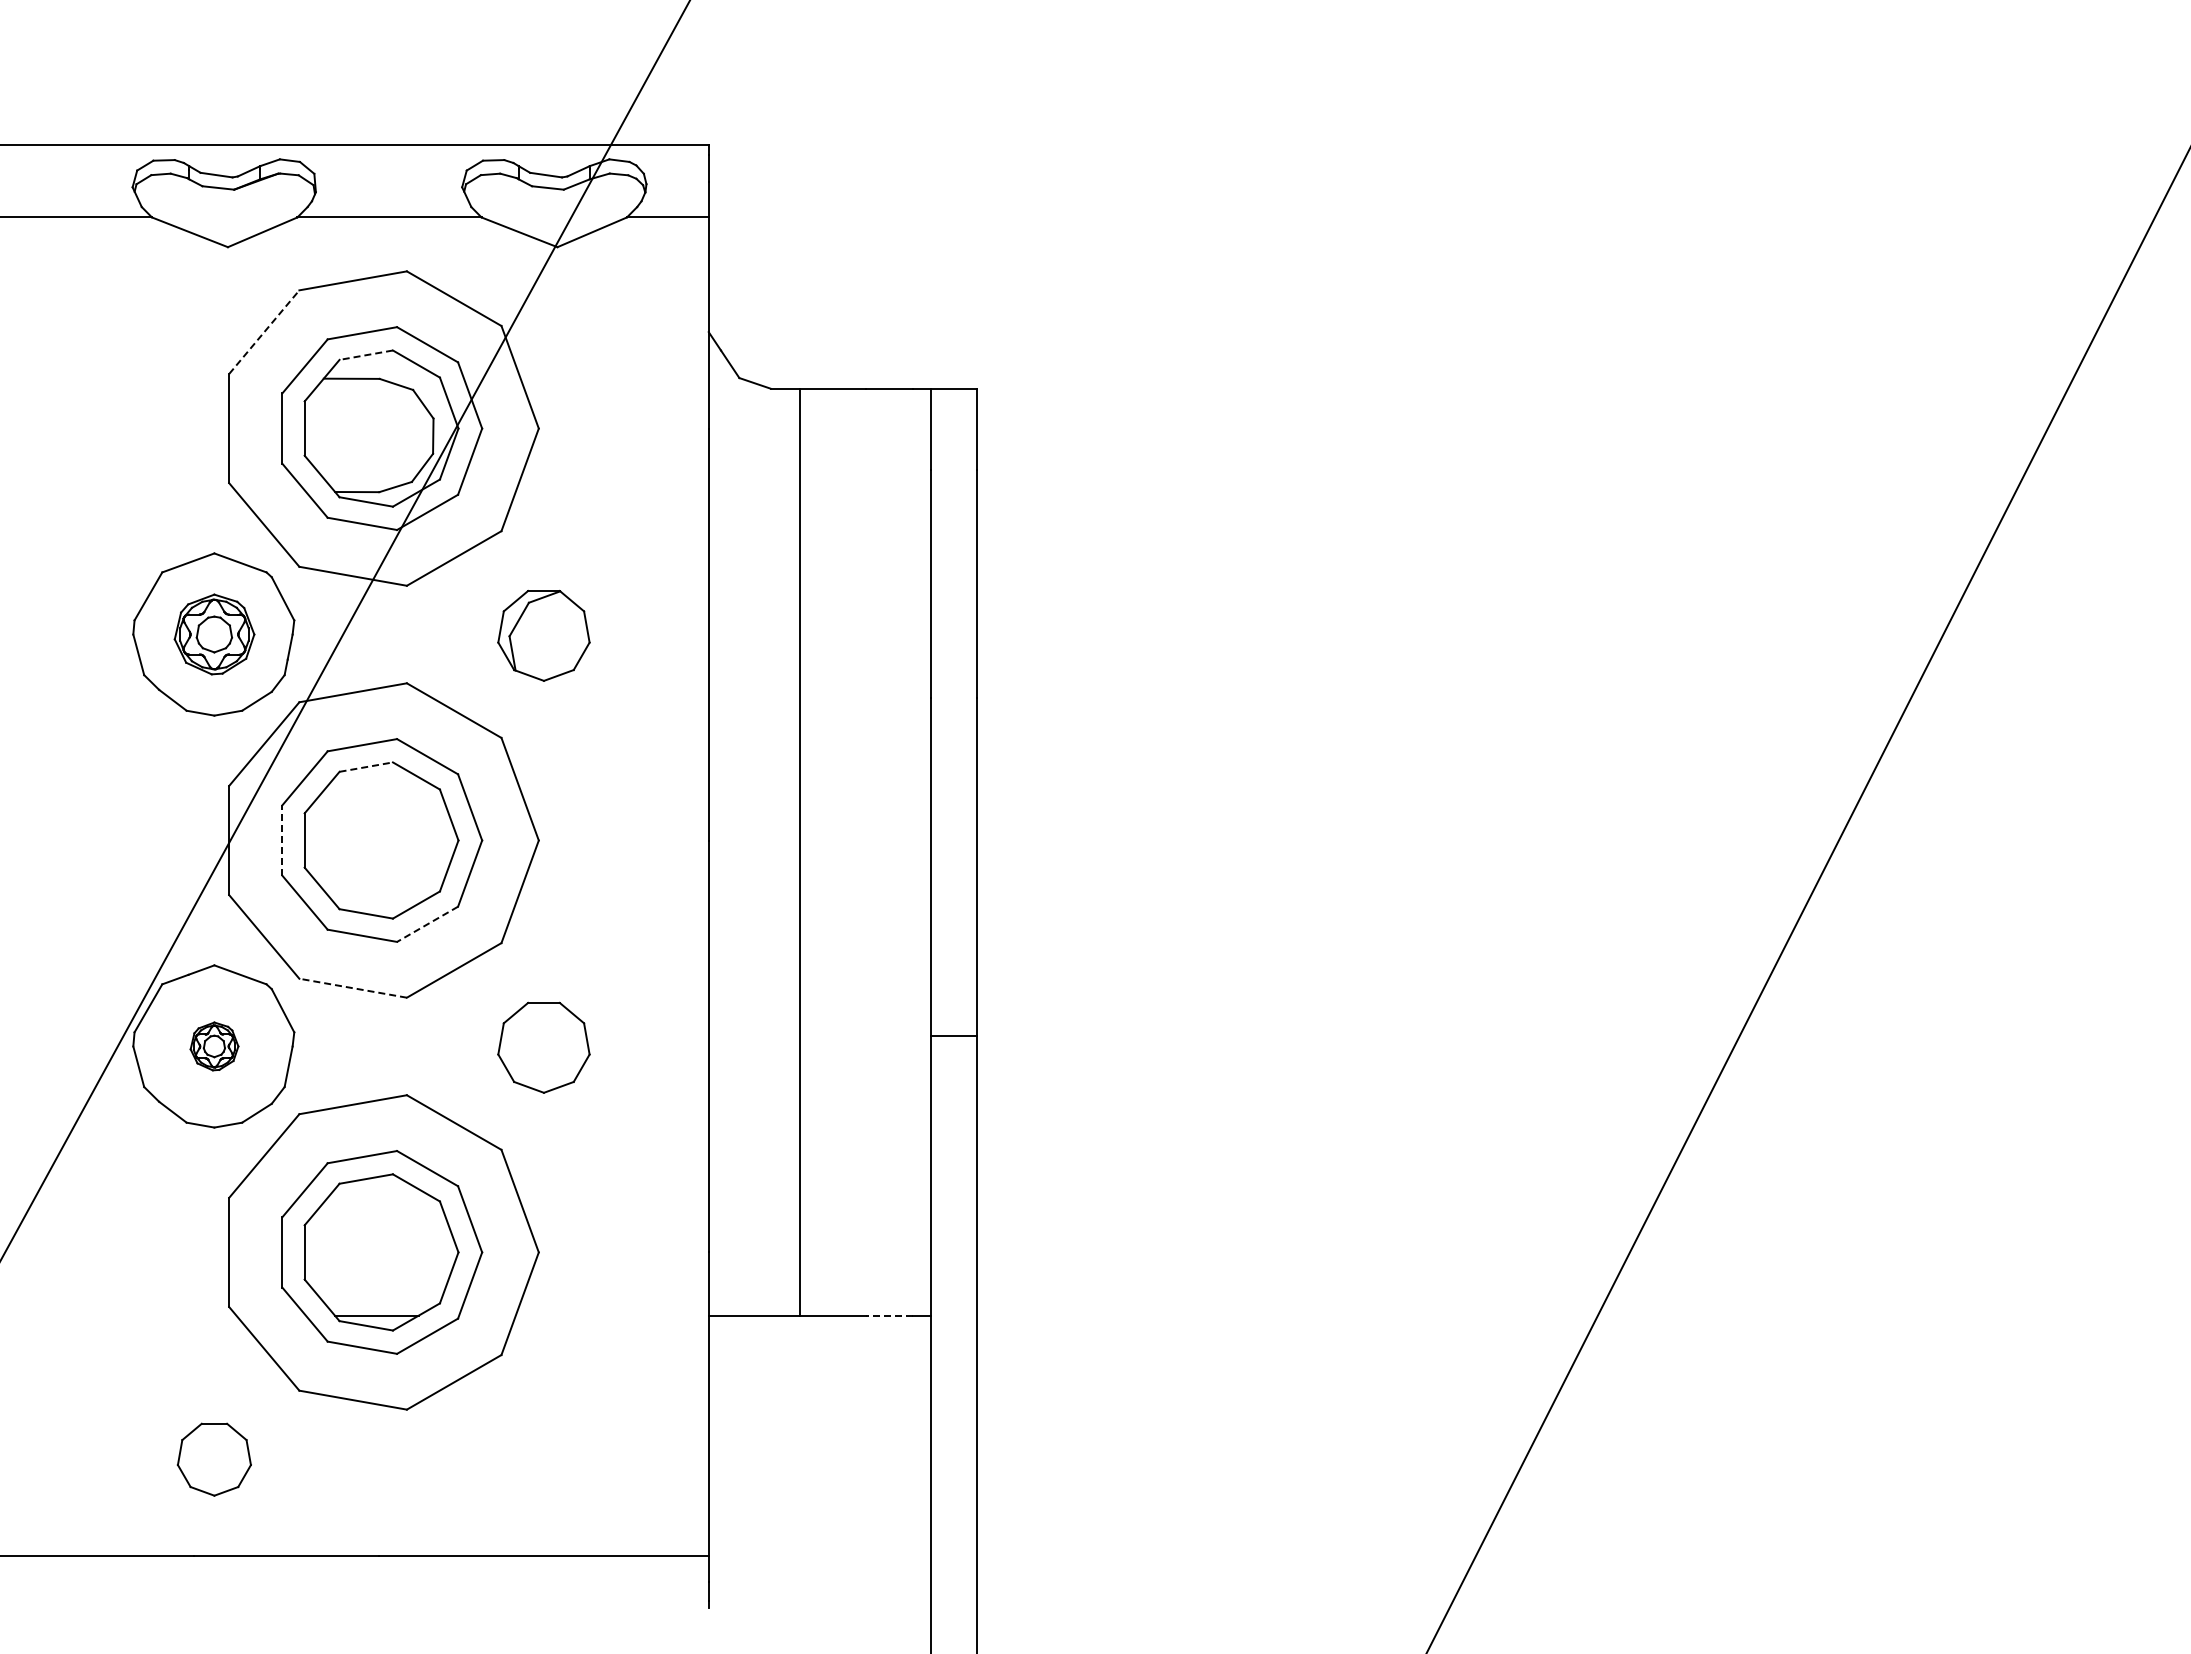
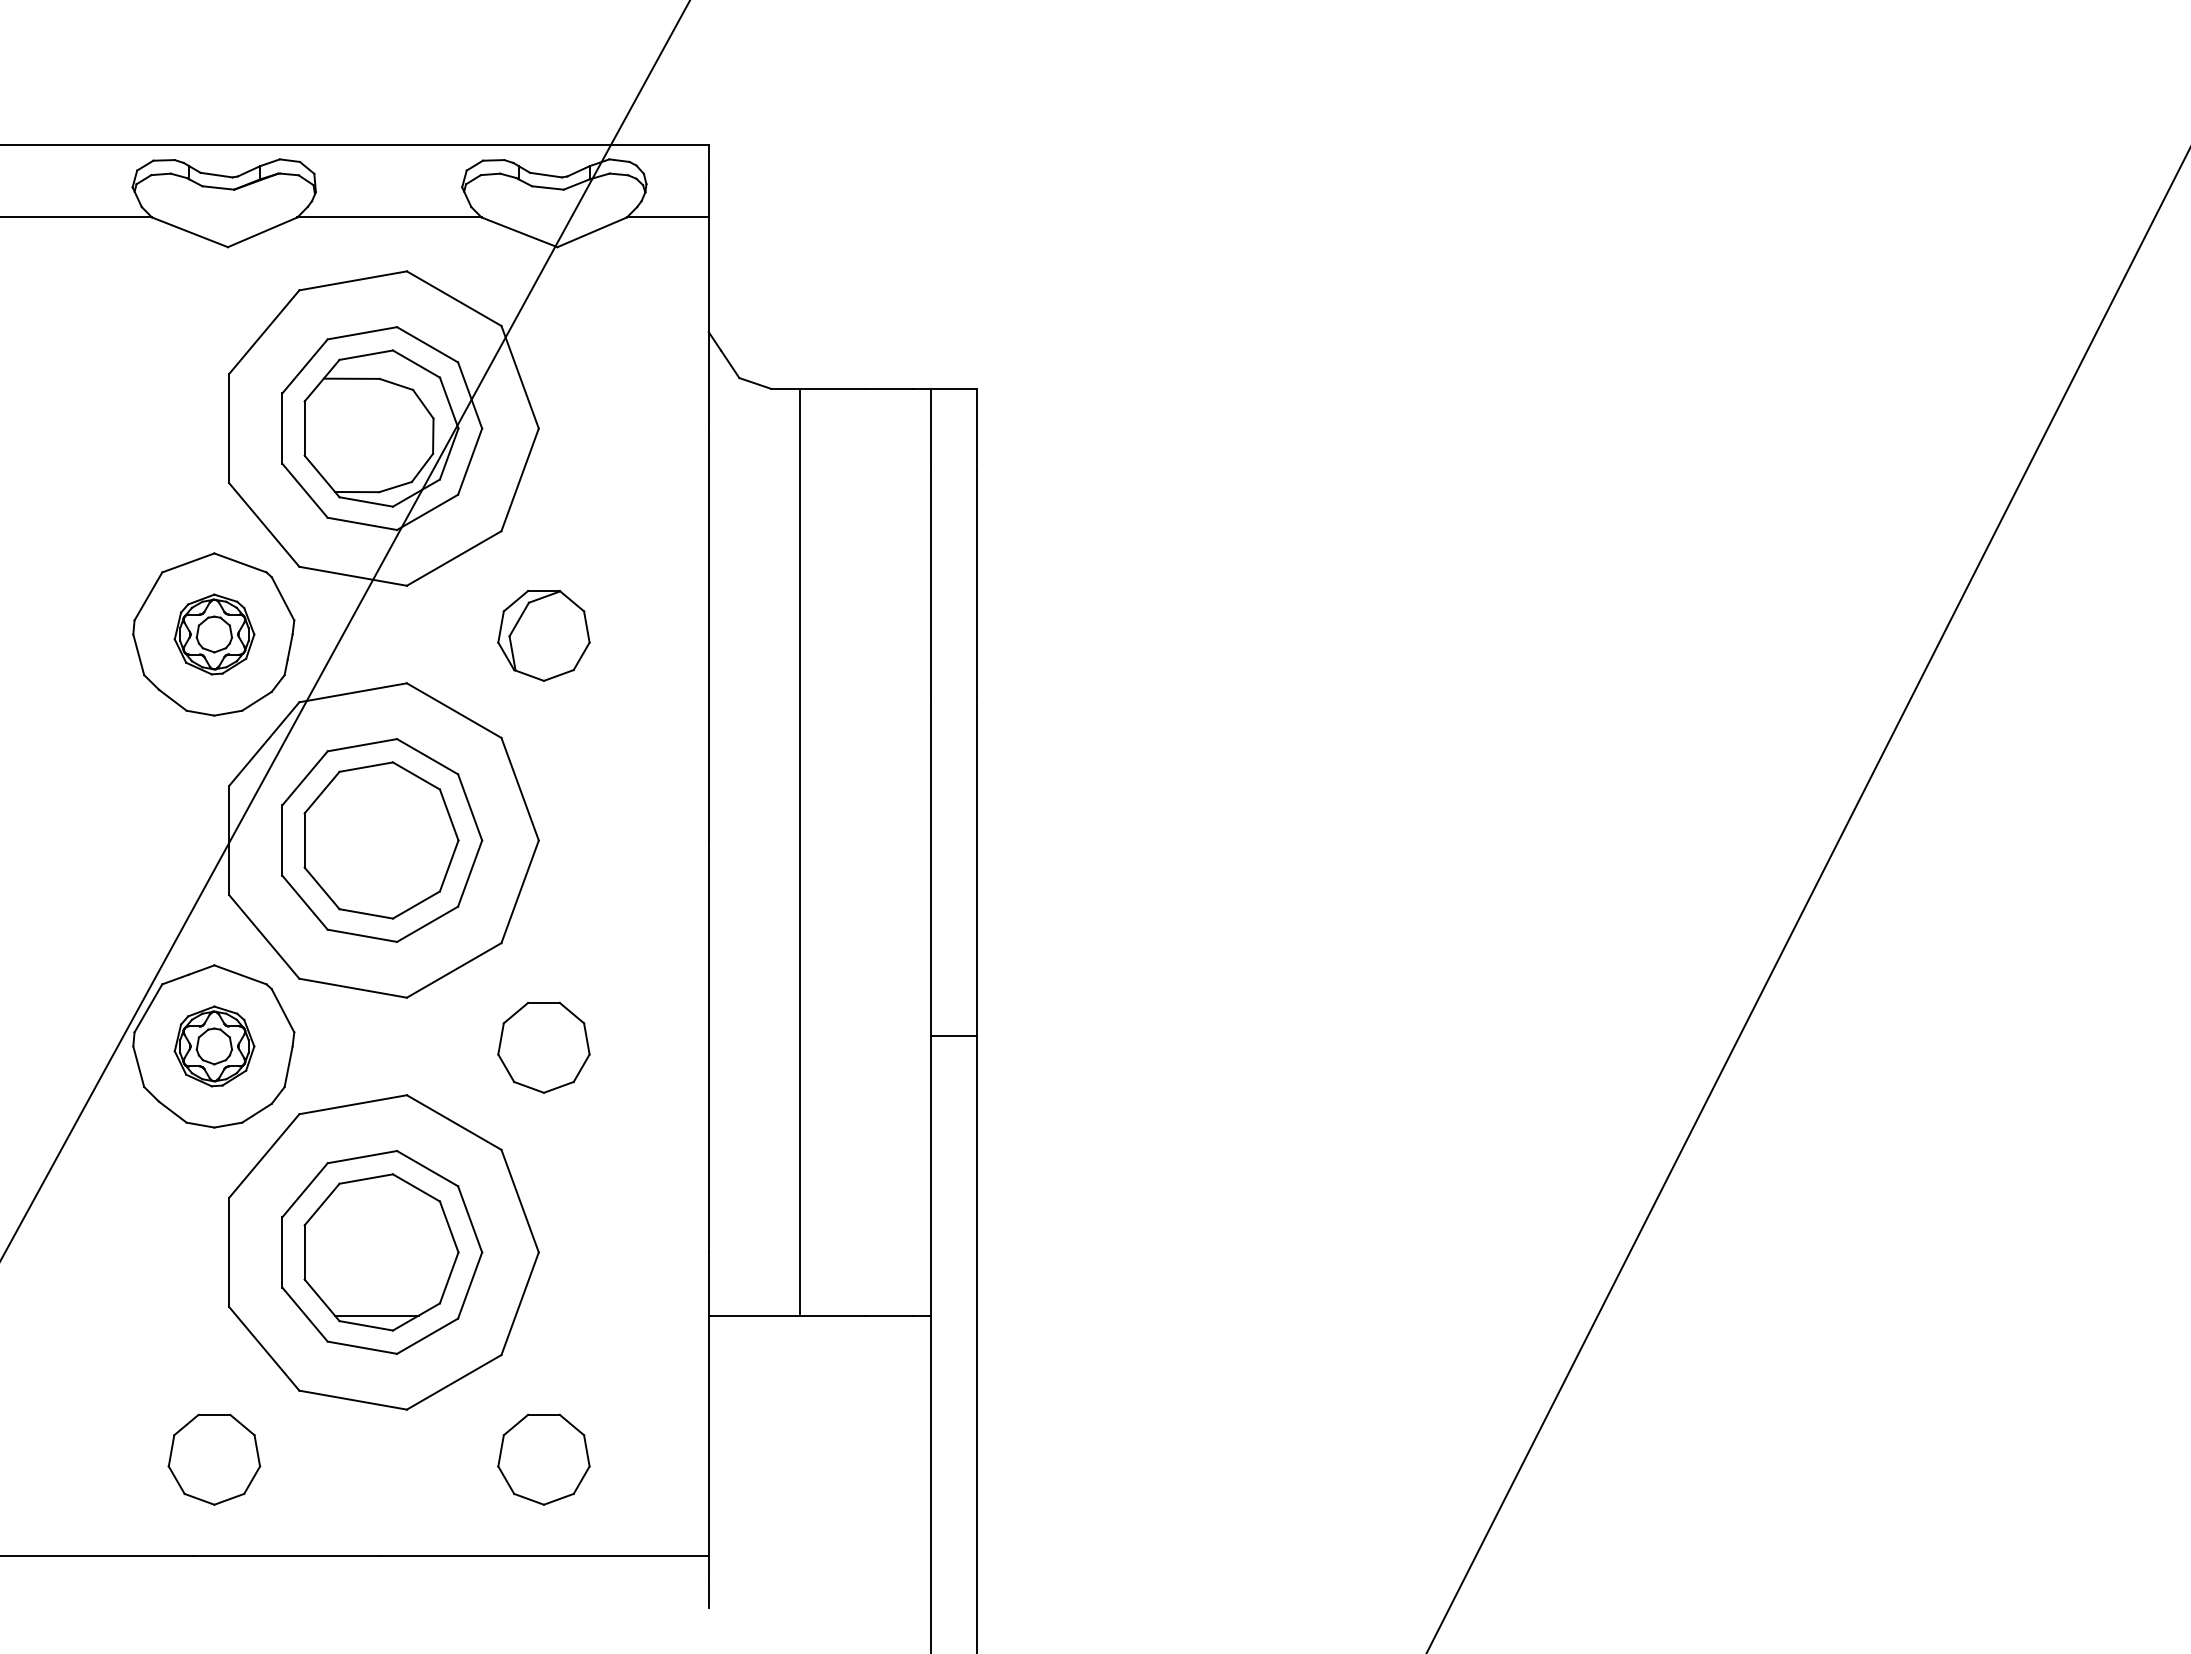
line: dashed -> solid (264, 332)
line: dashed -> solid (365, 355)
line: dashed -> solid (366, 767)
line: dashed -> solid (282, 840)
line: dashed -> solid (427, 924)
line: dashed -> solid (353, 988)
part size: 51x51 px -> 83x83 px (214, 1046)
line: dashed -> solid (889, 1315)
part size: 76x75 px -> 95x93 px (214, 1459)
part: none -> present (543, 1459)
